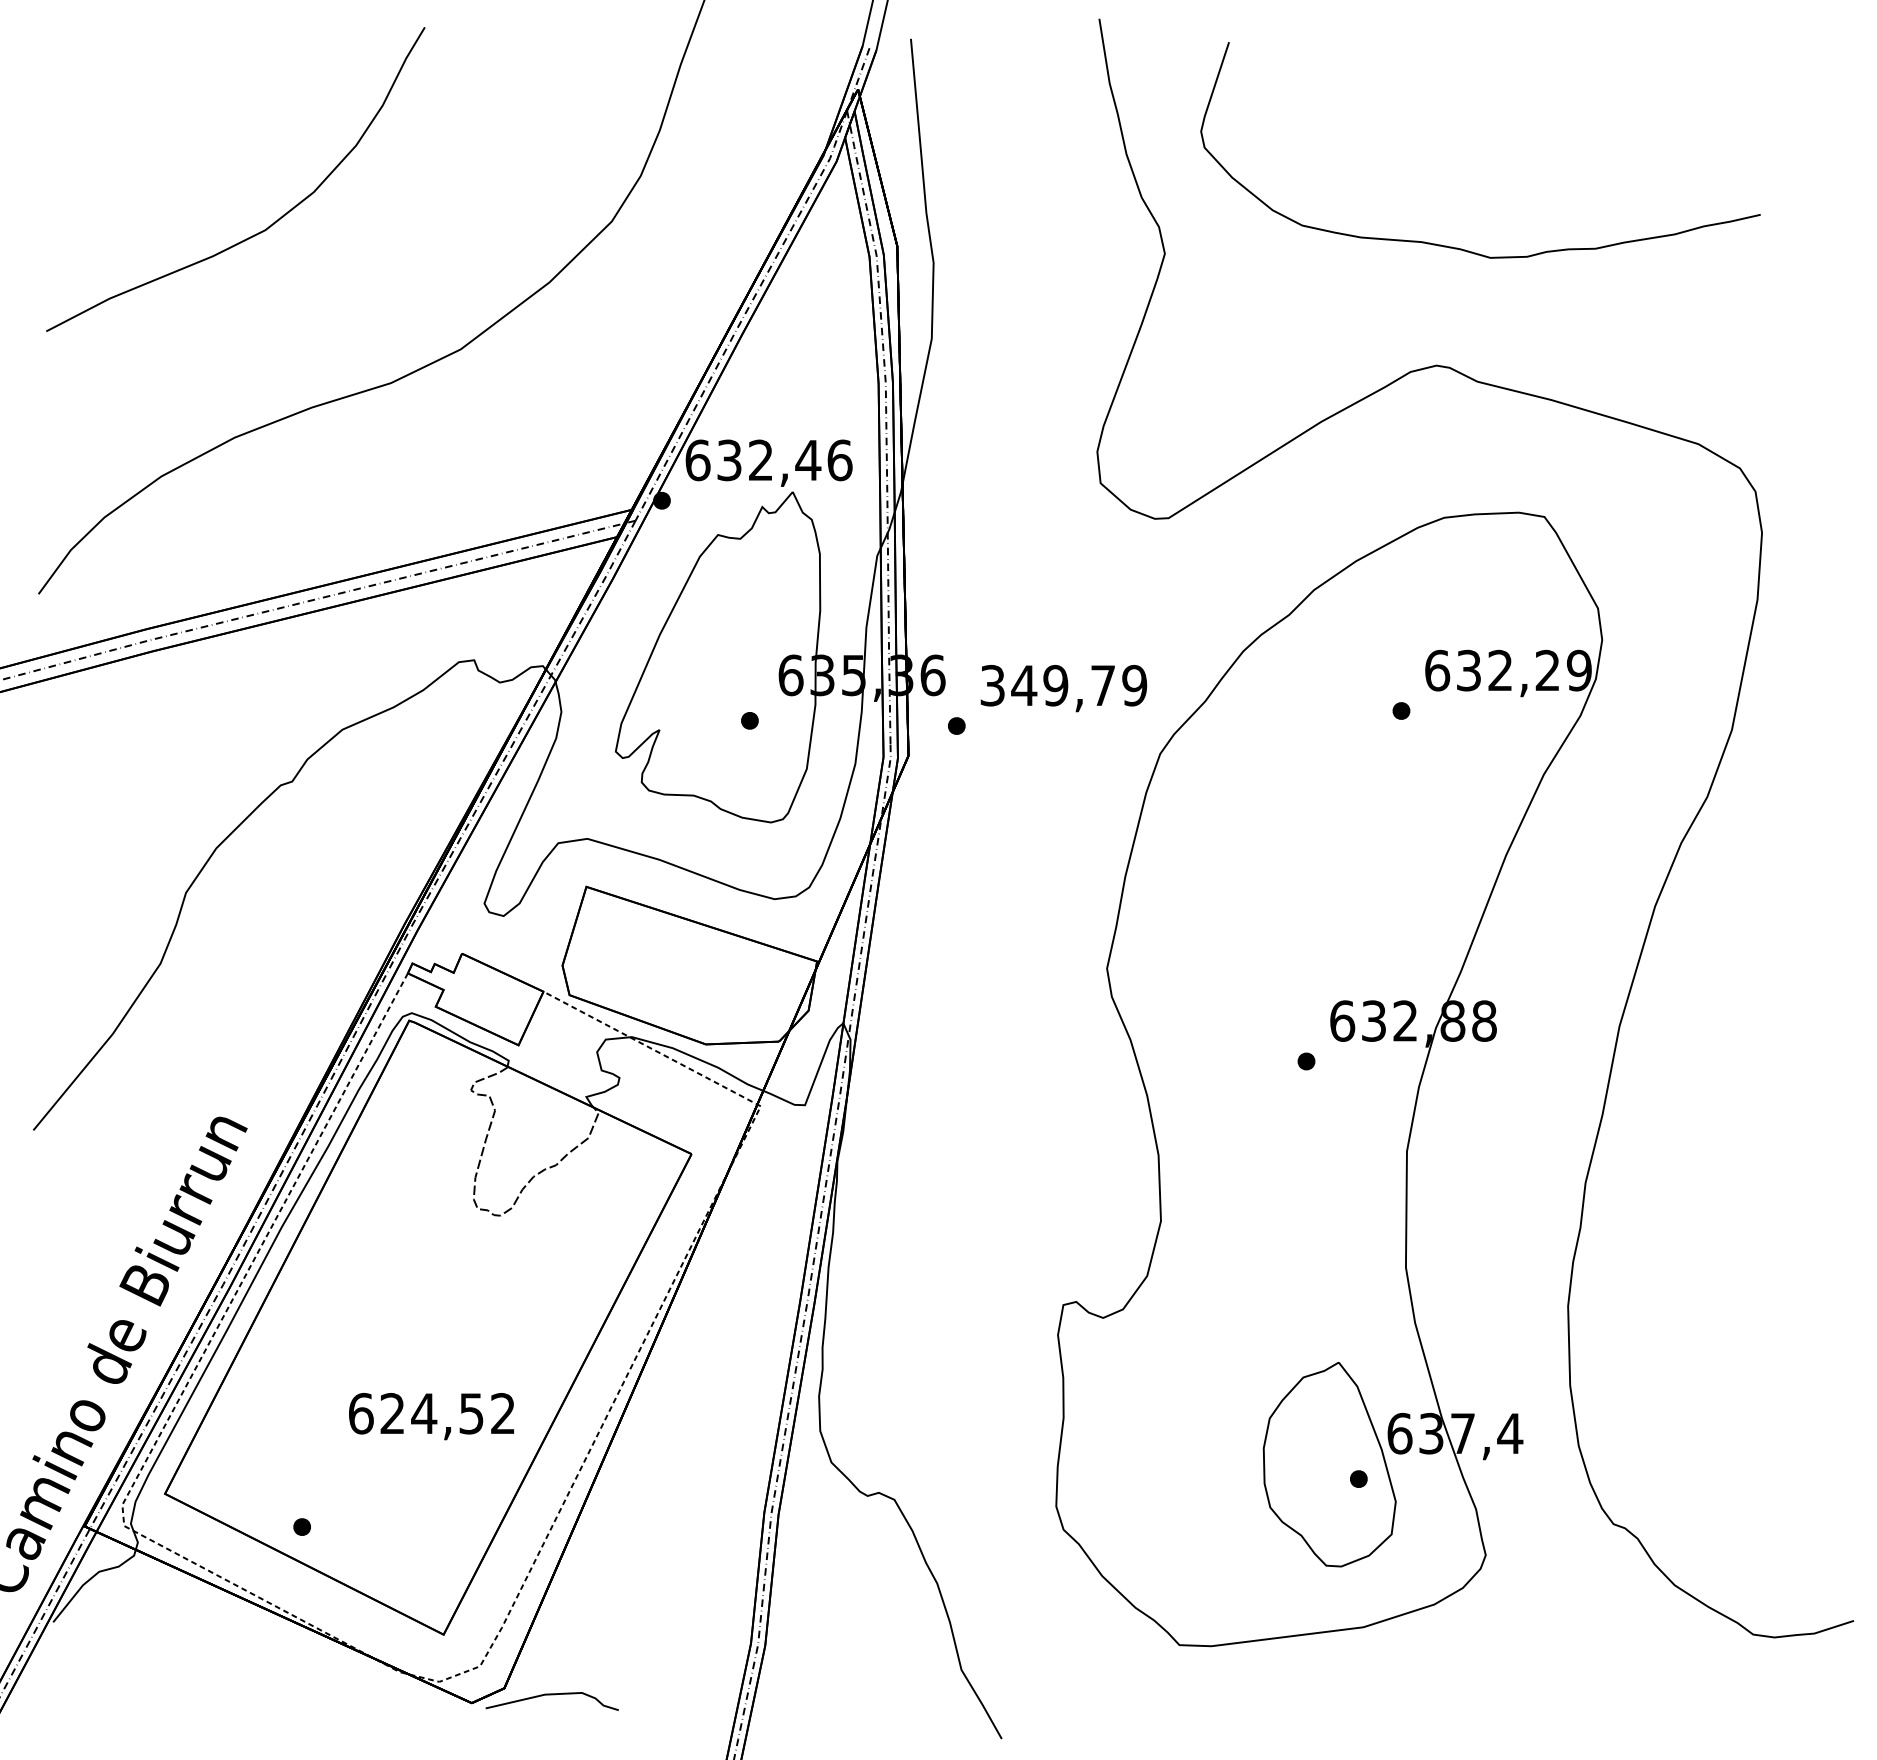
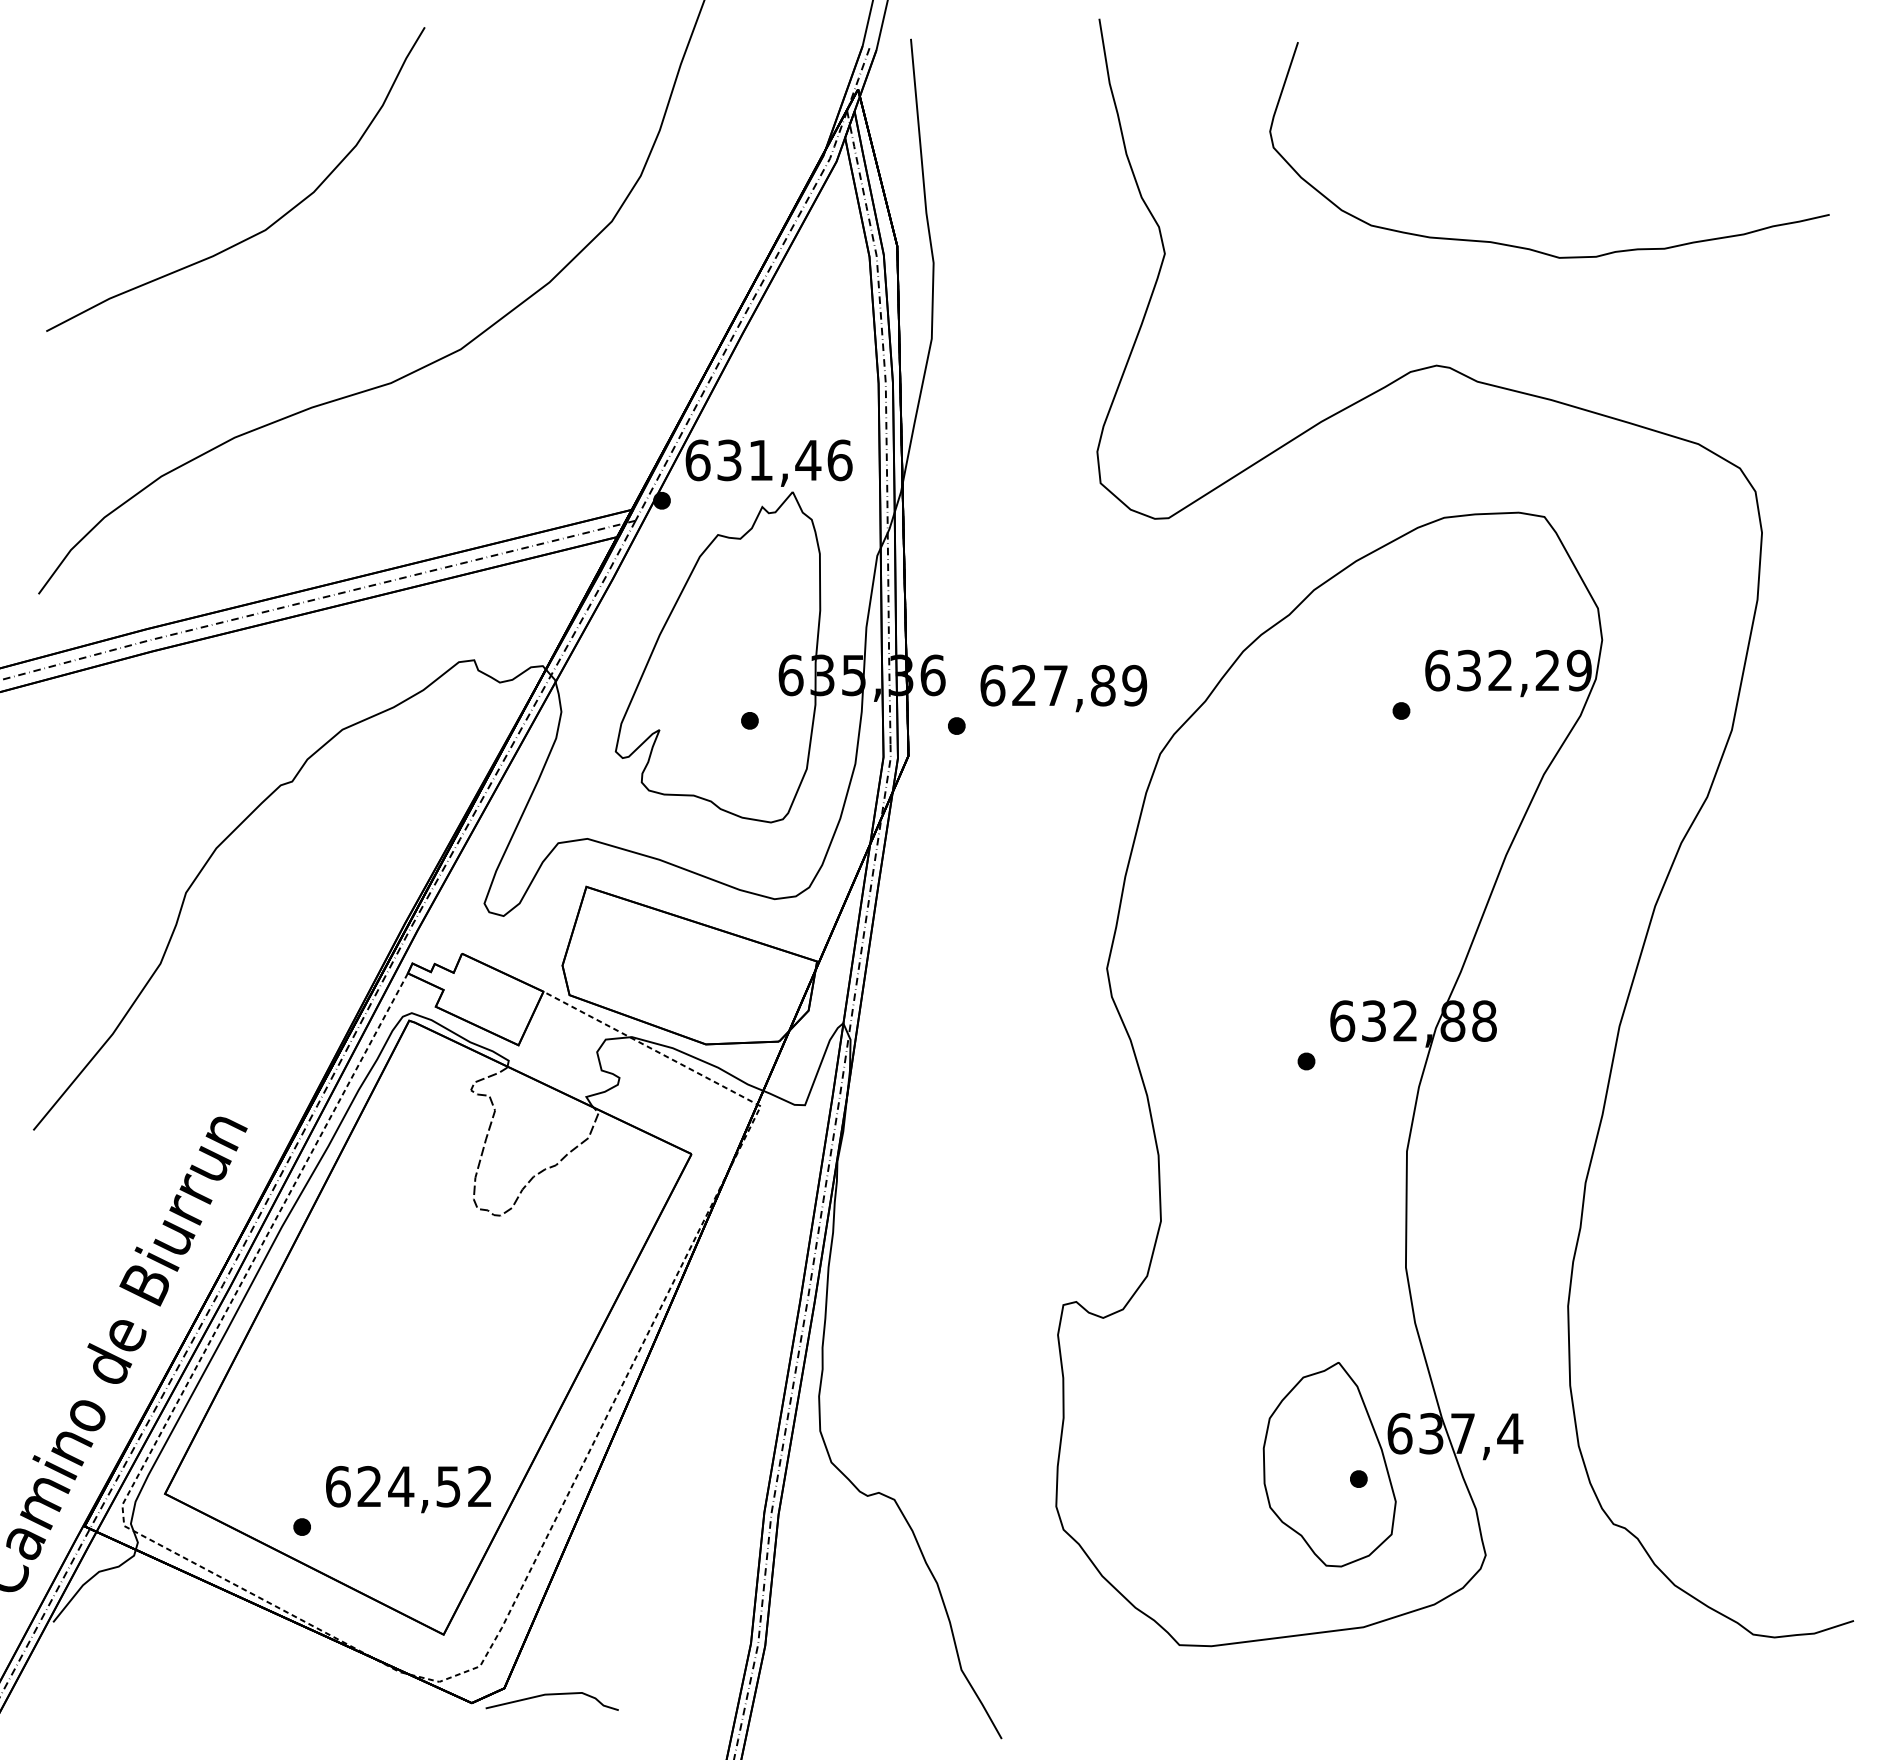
curve position: (1457, 247) -> (1526, 247) (1526, 247)
text: 632,46 -> 631,46 (760, 459)
text: 349,79 -> 627,89 (1047, 685)
text position: (431, 1416) -> (408, 1489) (408, 1489)
